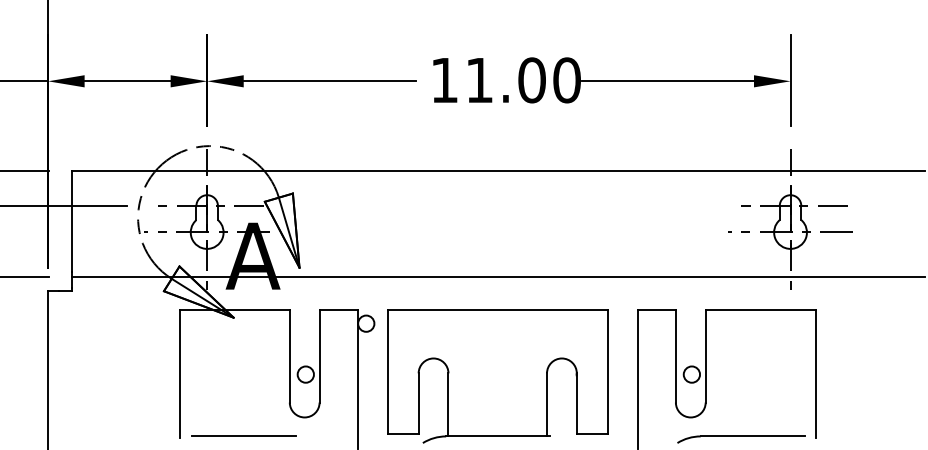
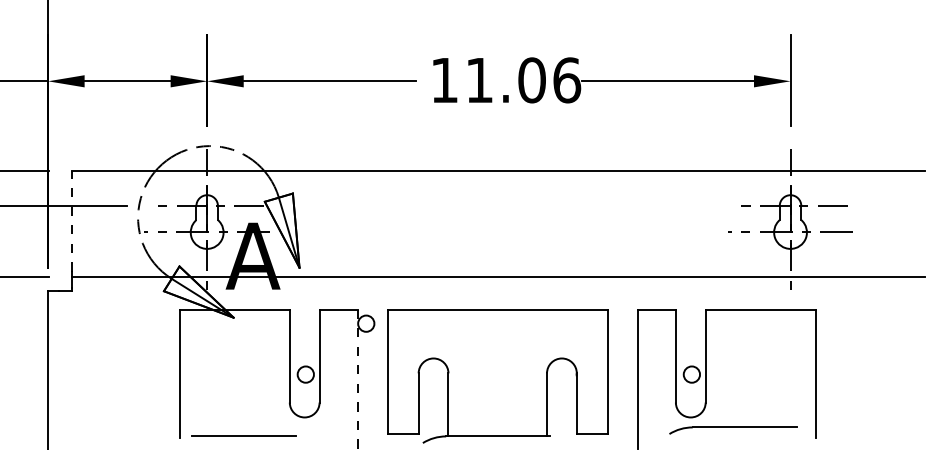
text: 11.00 -> 11.06 (567, 80)
line: solid -> dashed (72, 220)
line: solid -> dashed (357, 378)
part position: (741, 439) -> (733, 430) (733, 430)
